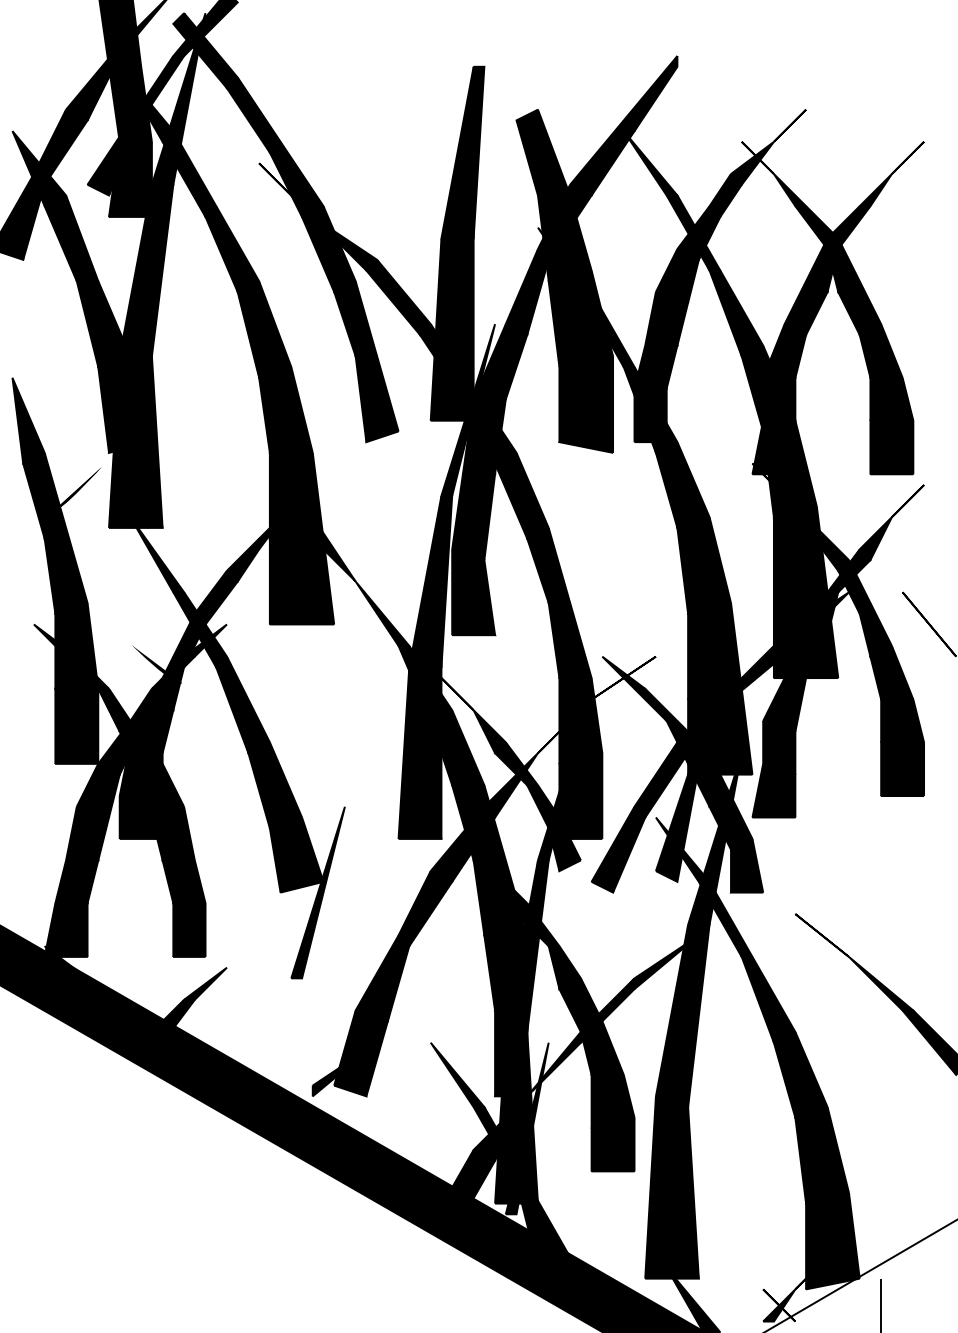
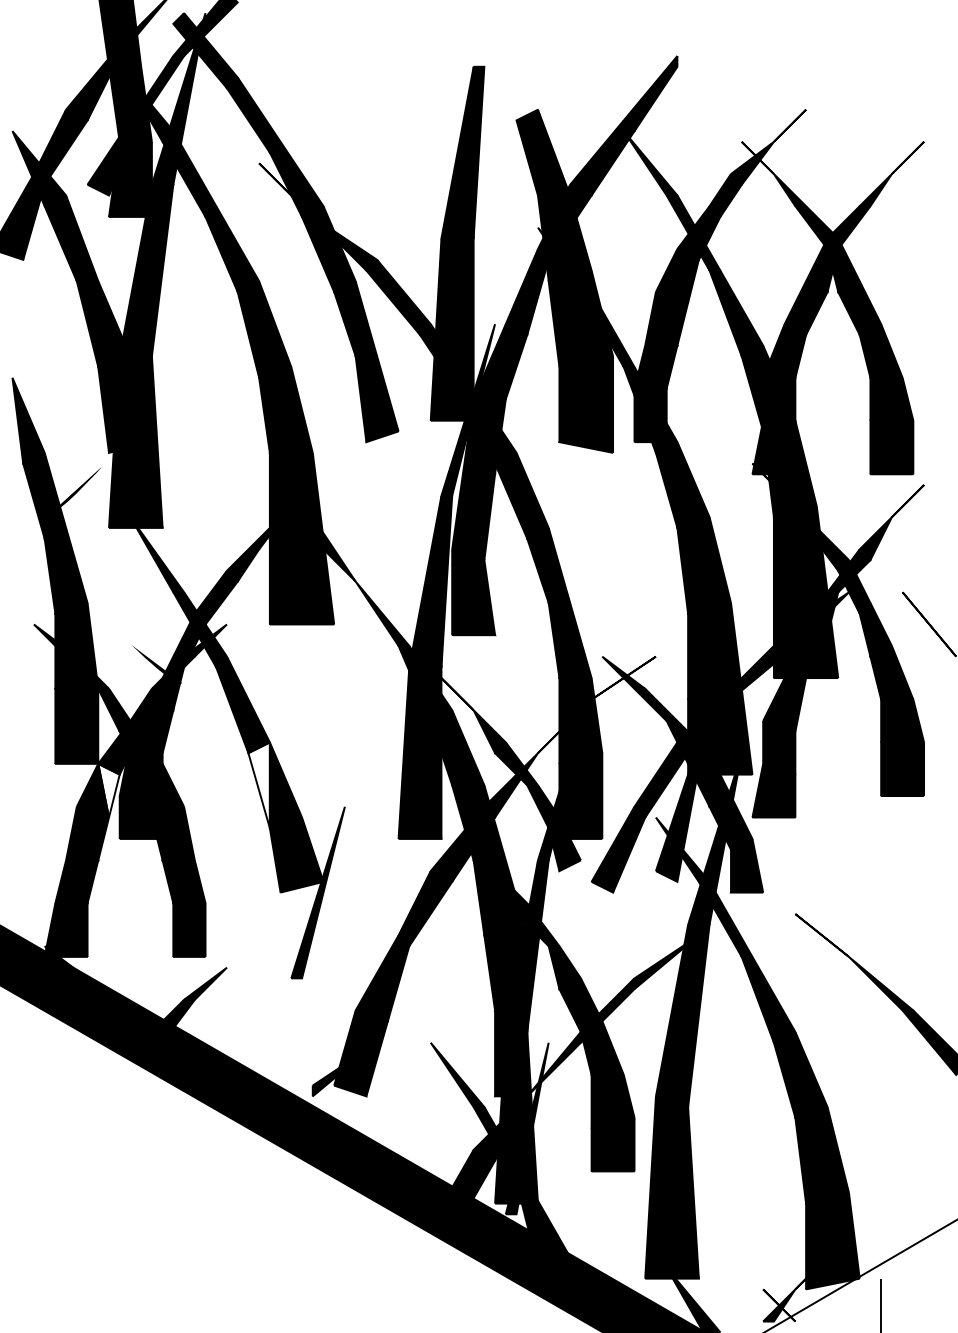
fill: present -> none (258, 785)
fill: present -> none (108, 790)
